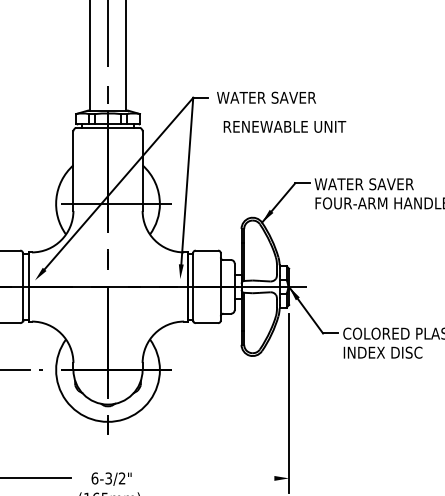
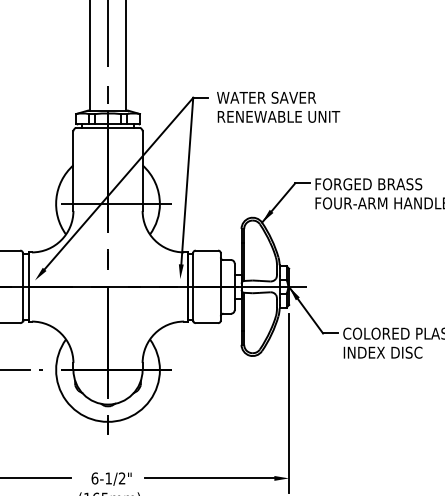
text position: (284, 126) -> (278, 116) (278, 116)
text: WATER SAVER -> FORGED BRASS (368, 184)
text: 6-3/2" -> 6-1/2" (108, 478)
line: none -> present (209, 478)
